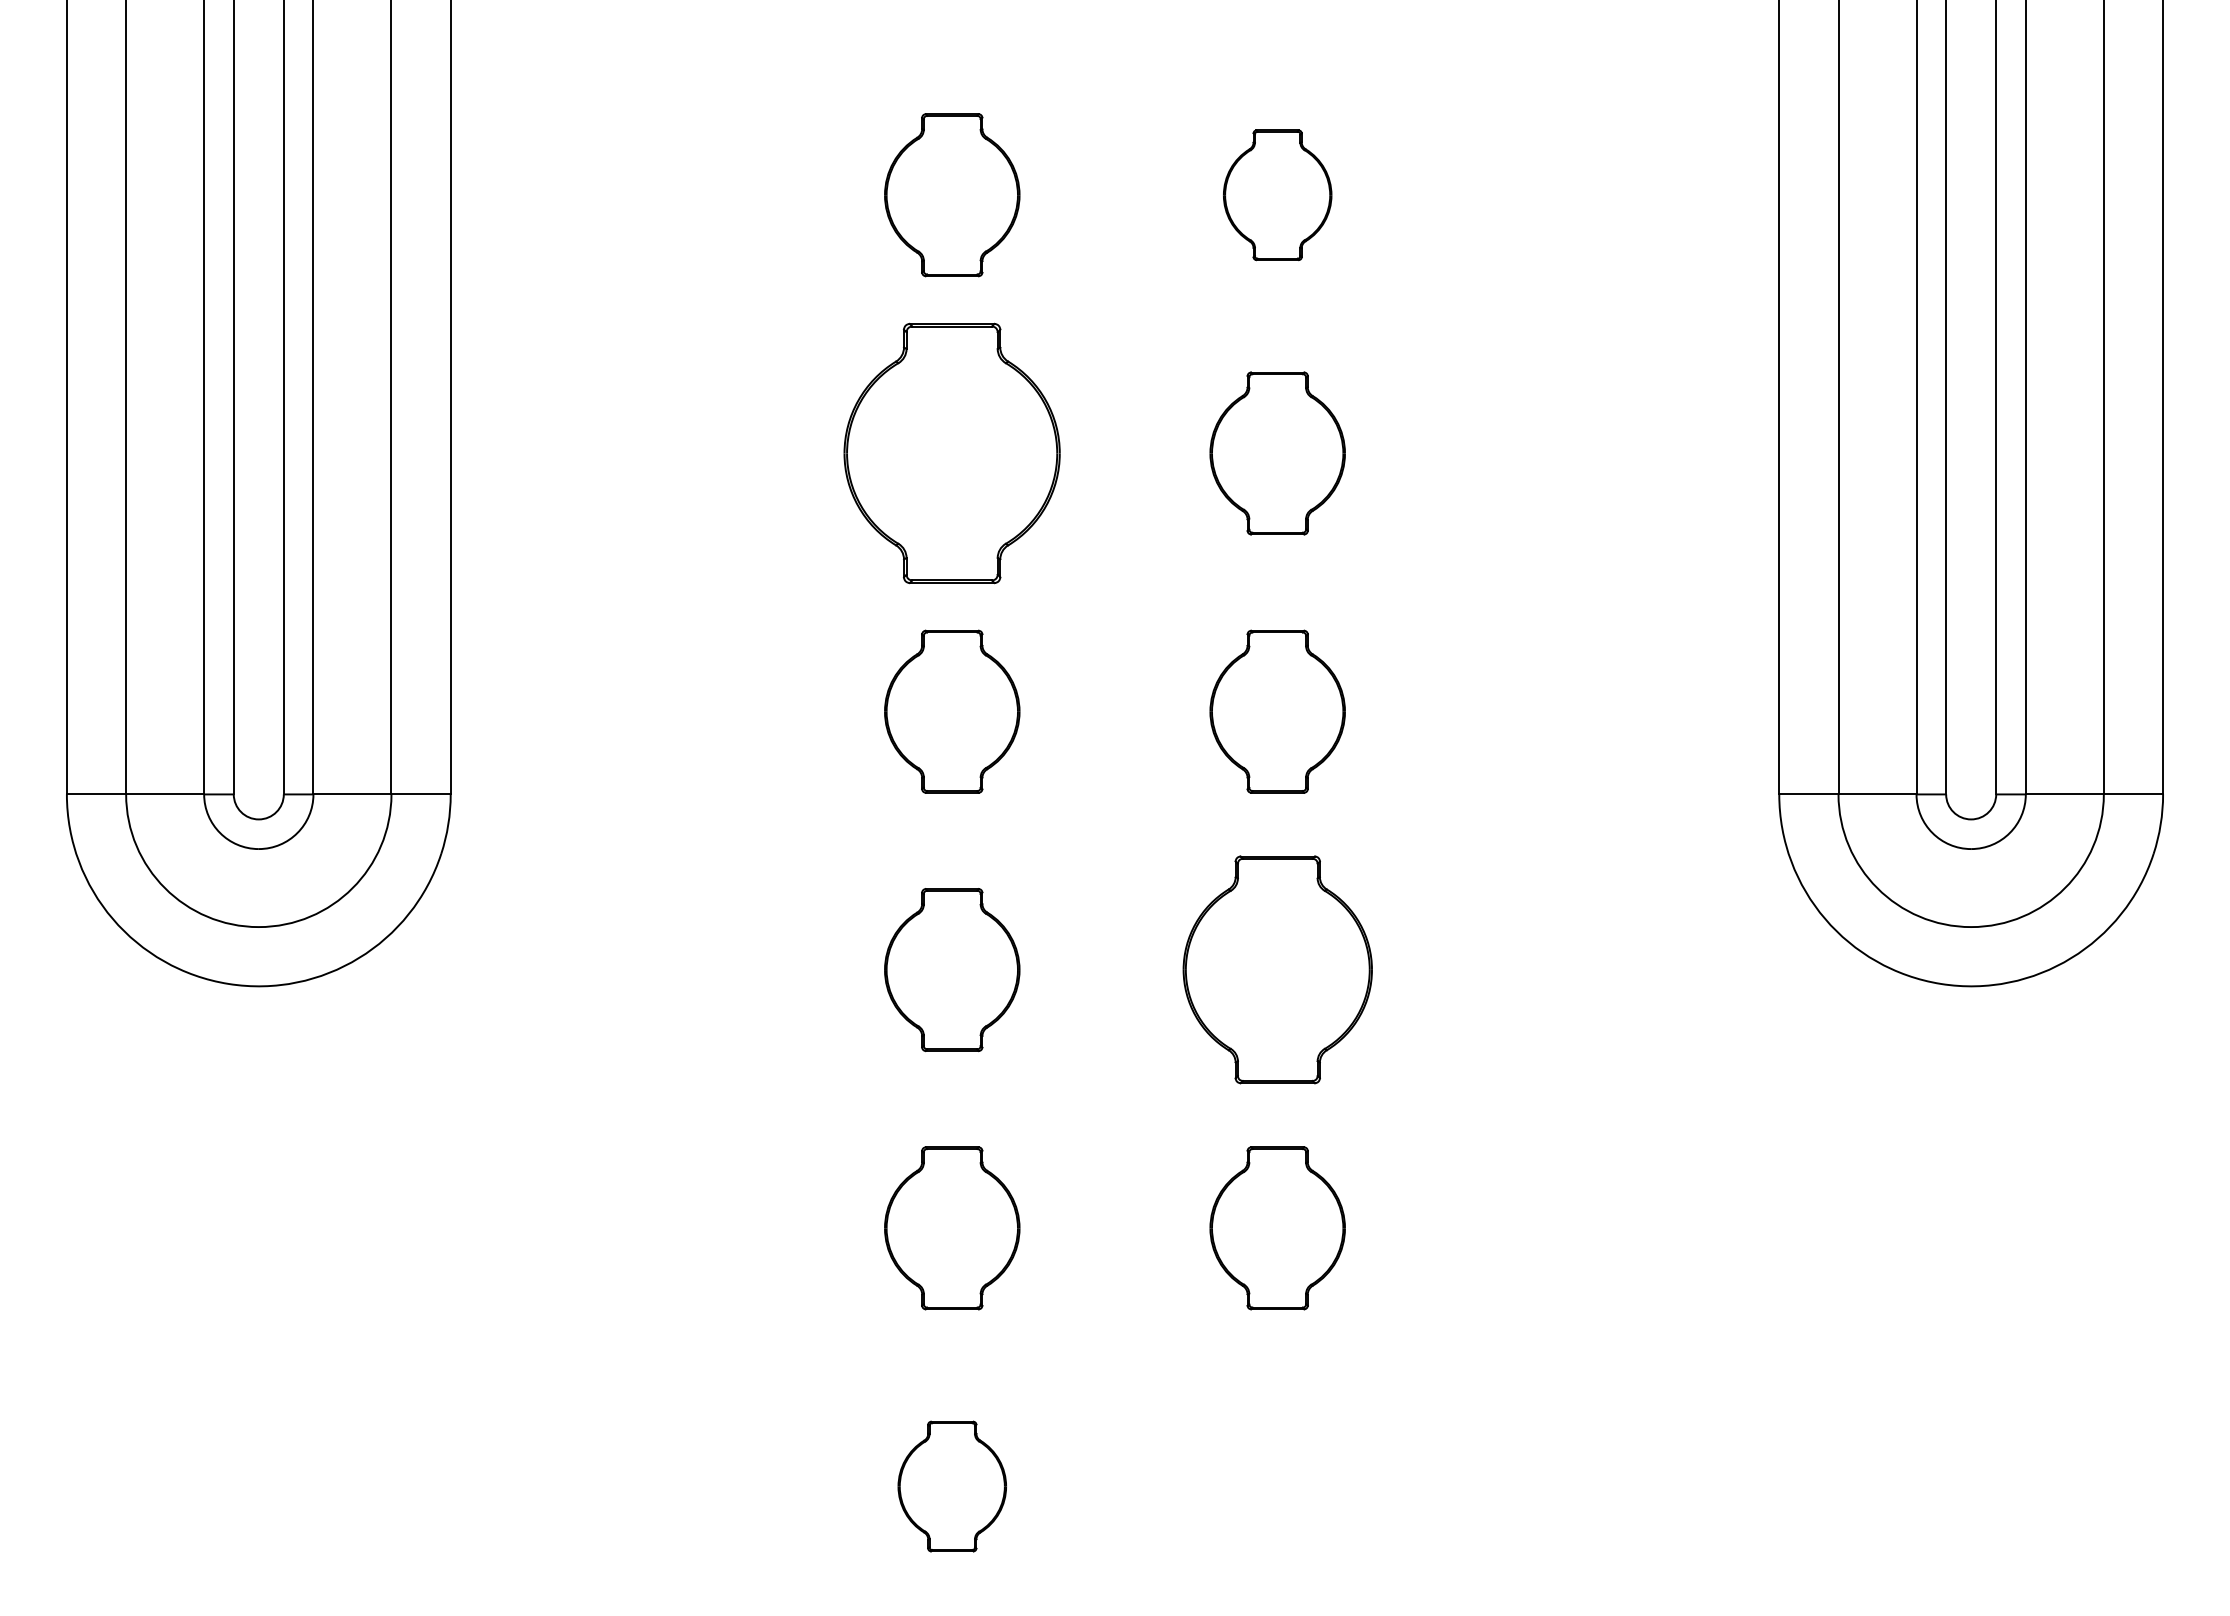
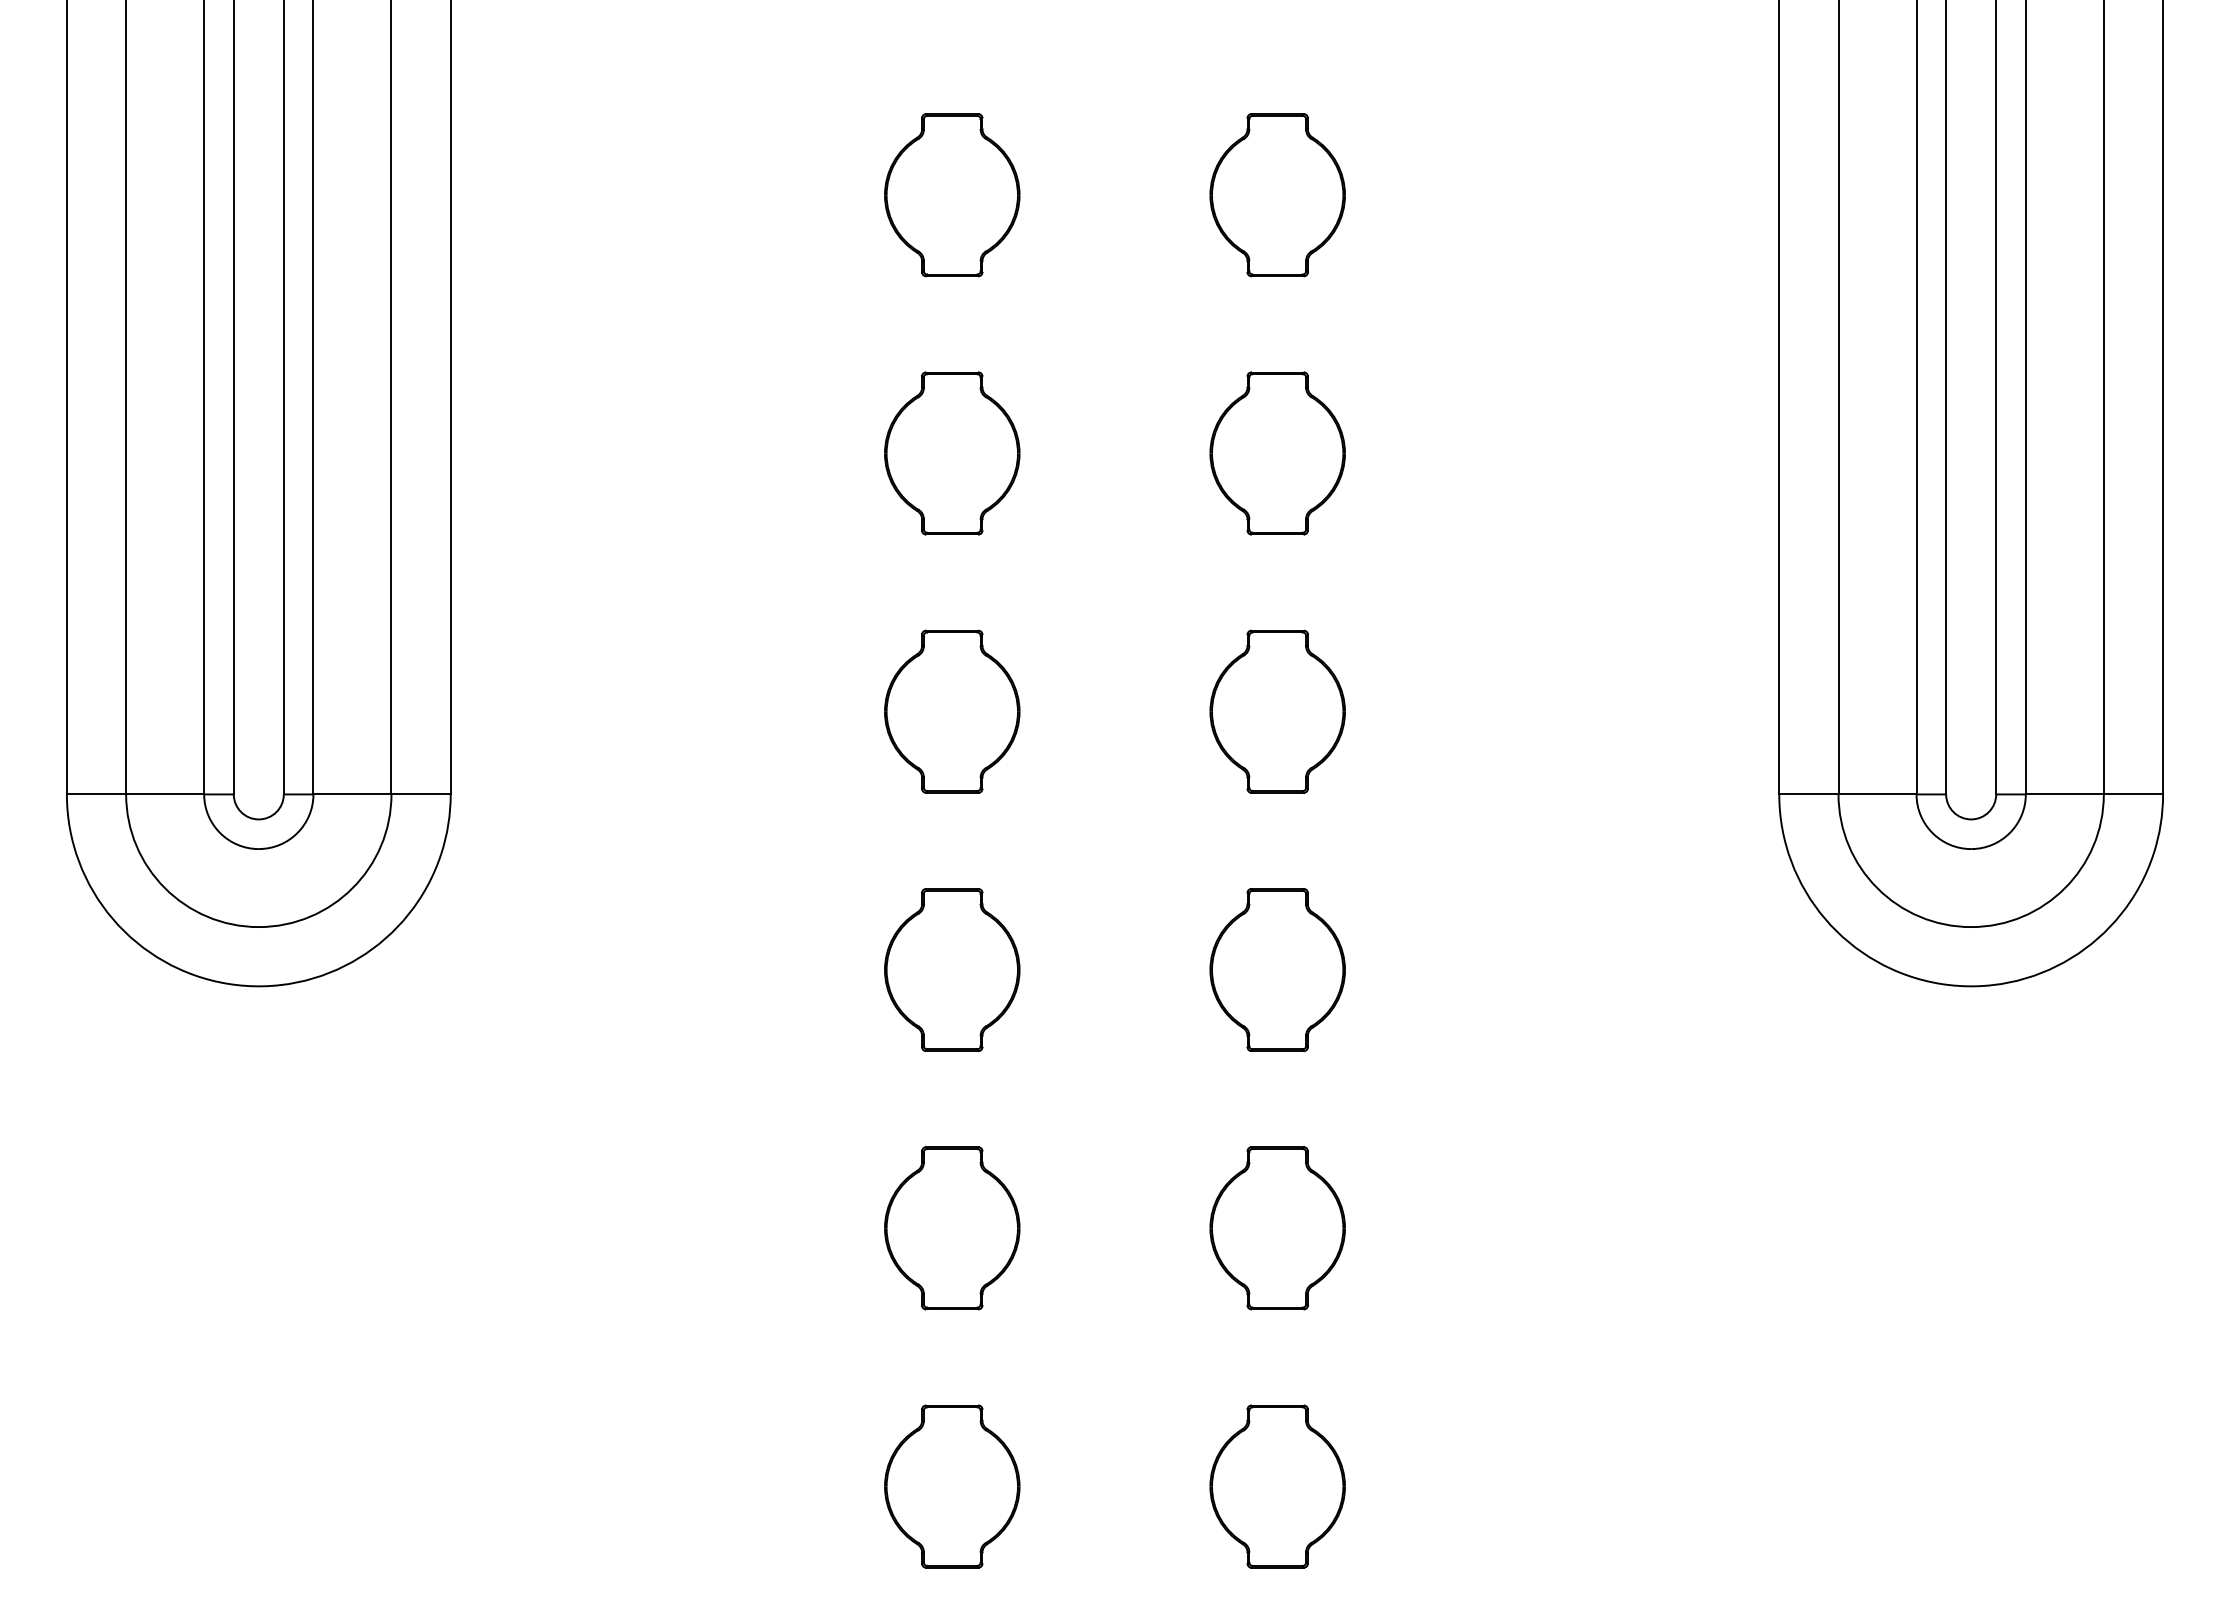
part size: 110x133 px -> 137x165 px (1277, 195)
part size: 218x263 px -> 137x165 px (952, 453)
part size: 191x230 px -> 137x165 px (1277, 970)
part size: 110x133 px -> 137x165 px (952, 1486)
part: none -> present (1277, 1486)
